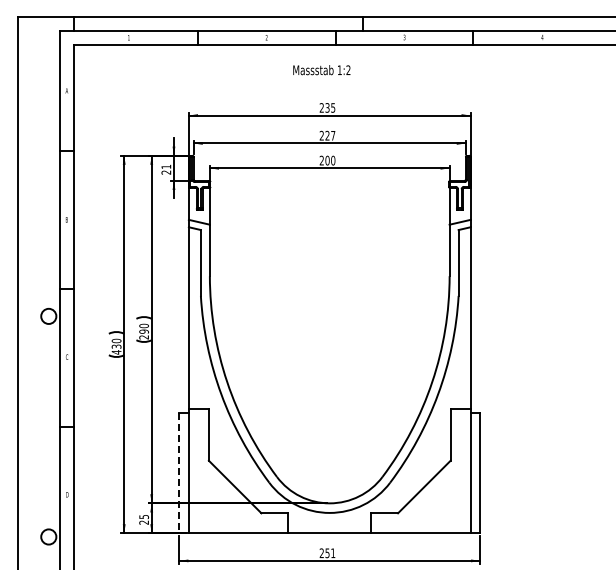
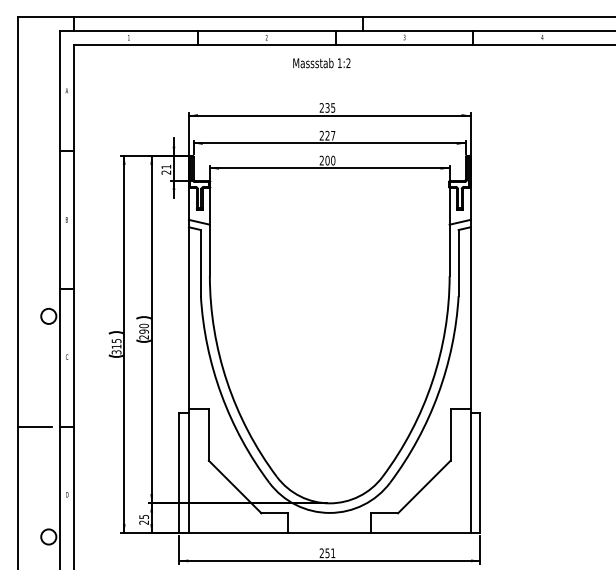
text position: (321, 70) -> (321, 63) (321, 63)
text: 430 -> 315 (116, 346)
line: none -> present (34, 426)
line: dashed -> solid (179, 473)
